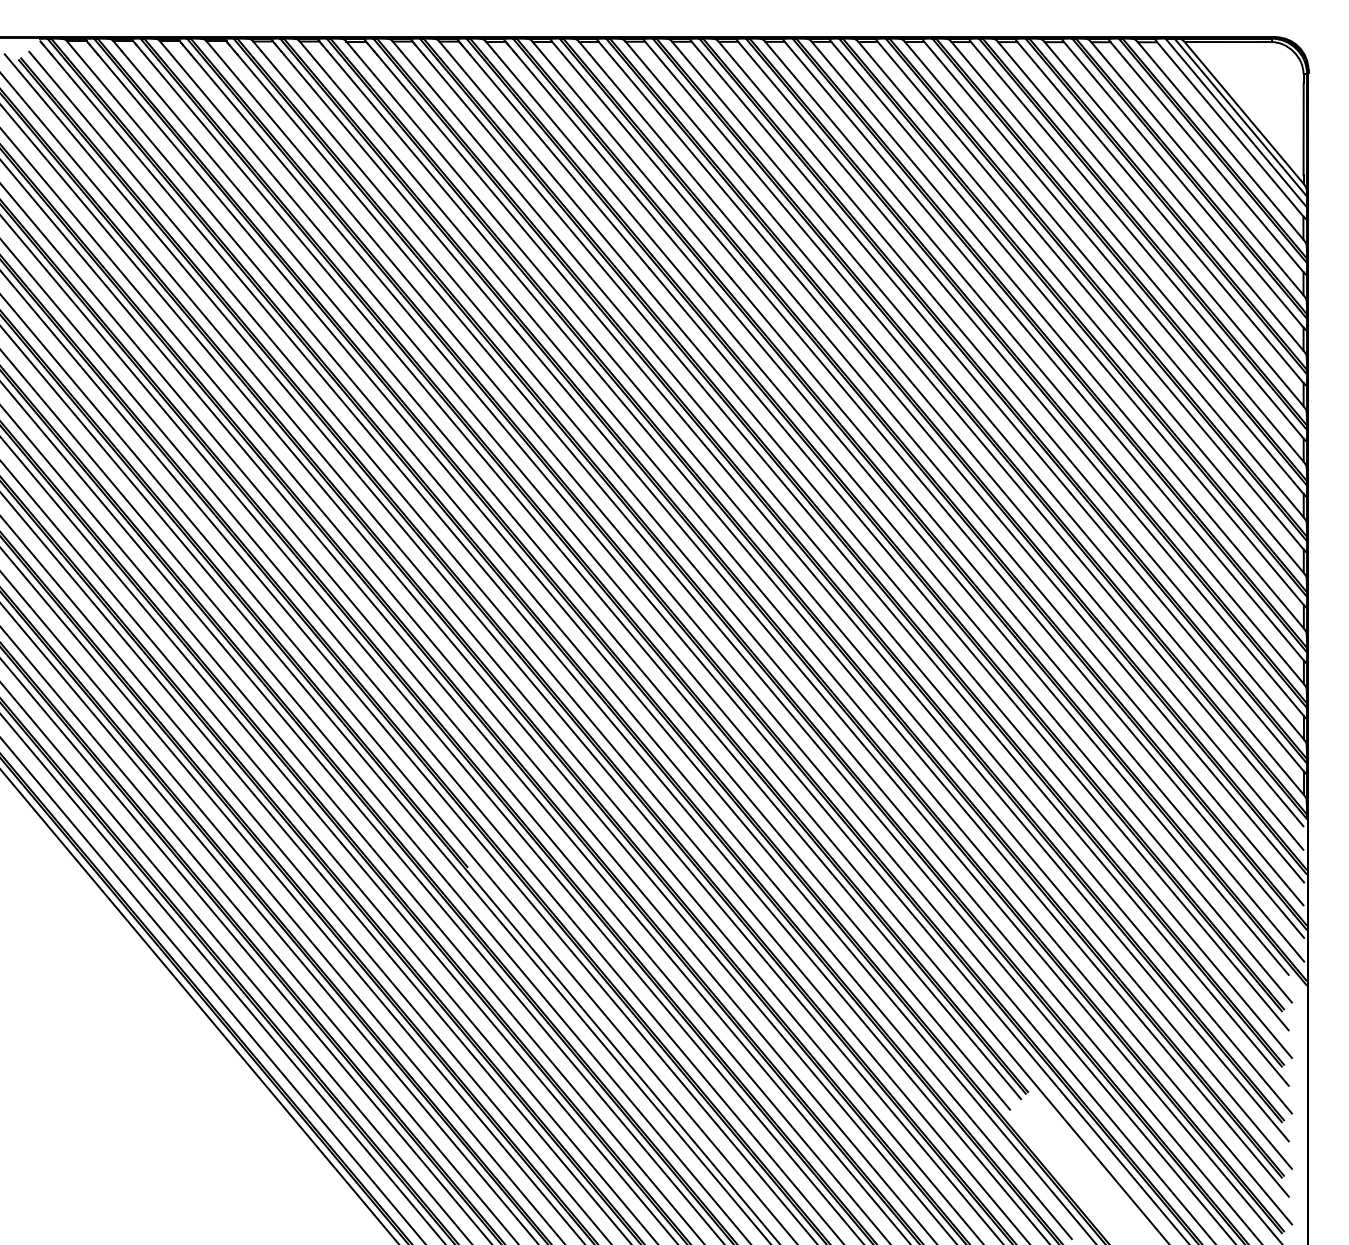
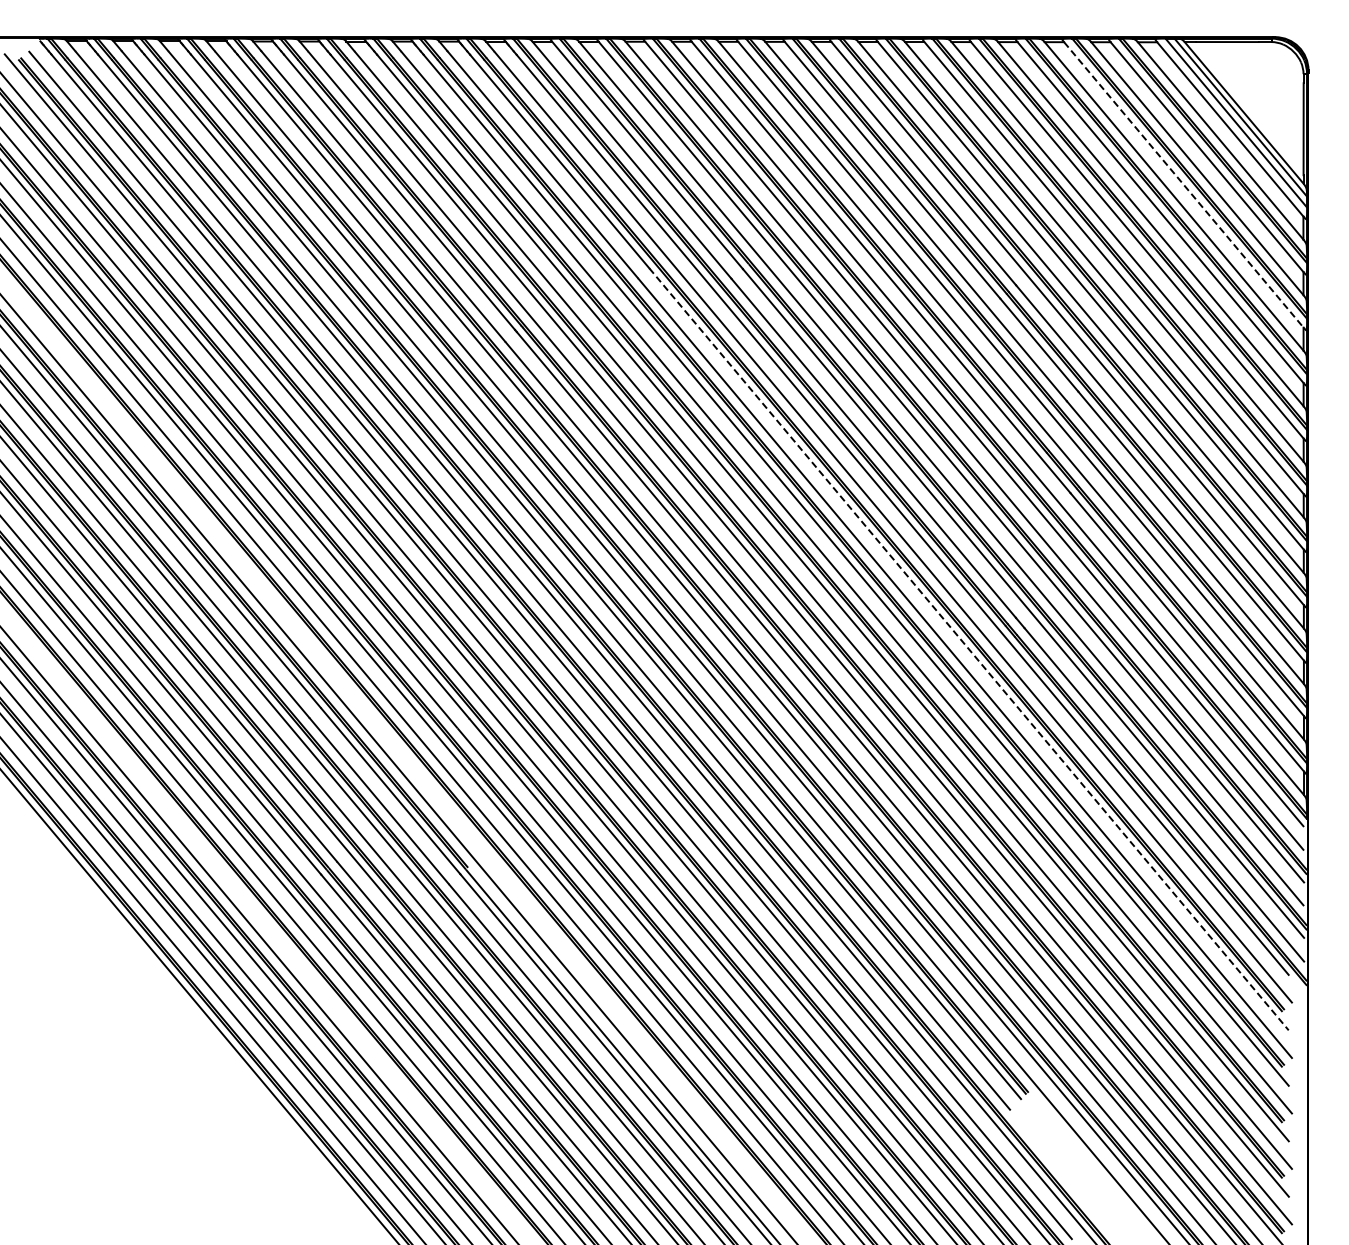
line: solid -> dashed (1184, 185)
line: solid -> dashed (969, 649)
line: present -> none (408, 757)
line: present -> none (269, 923)
